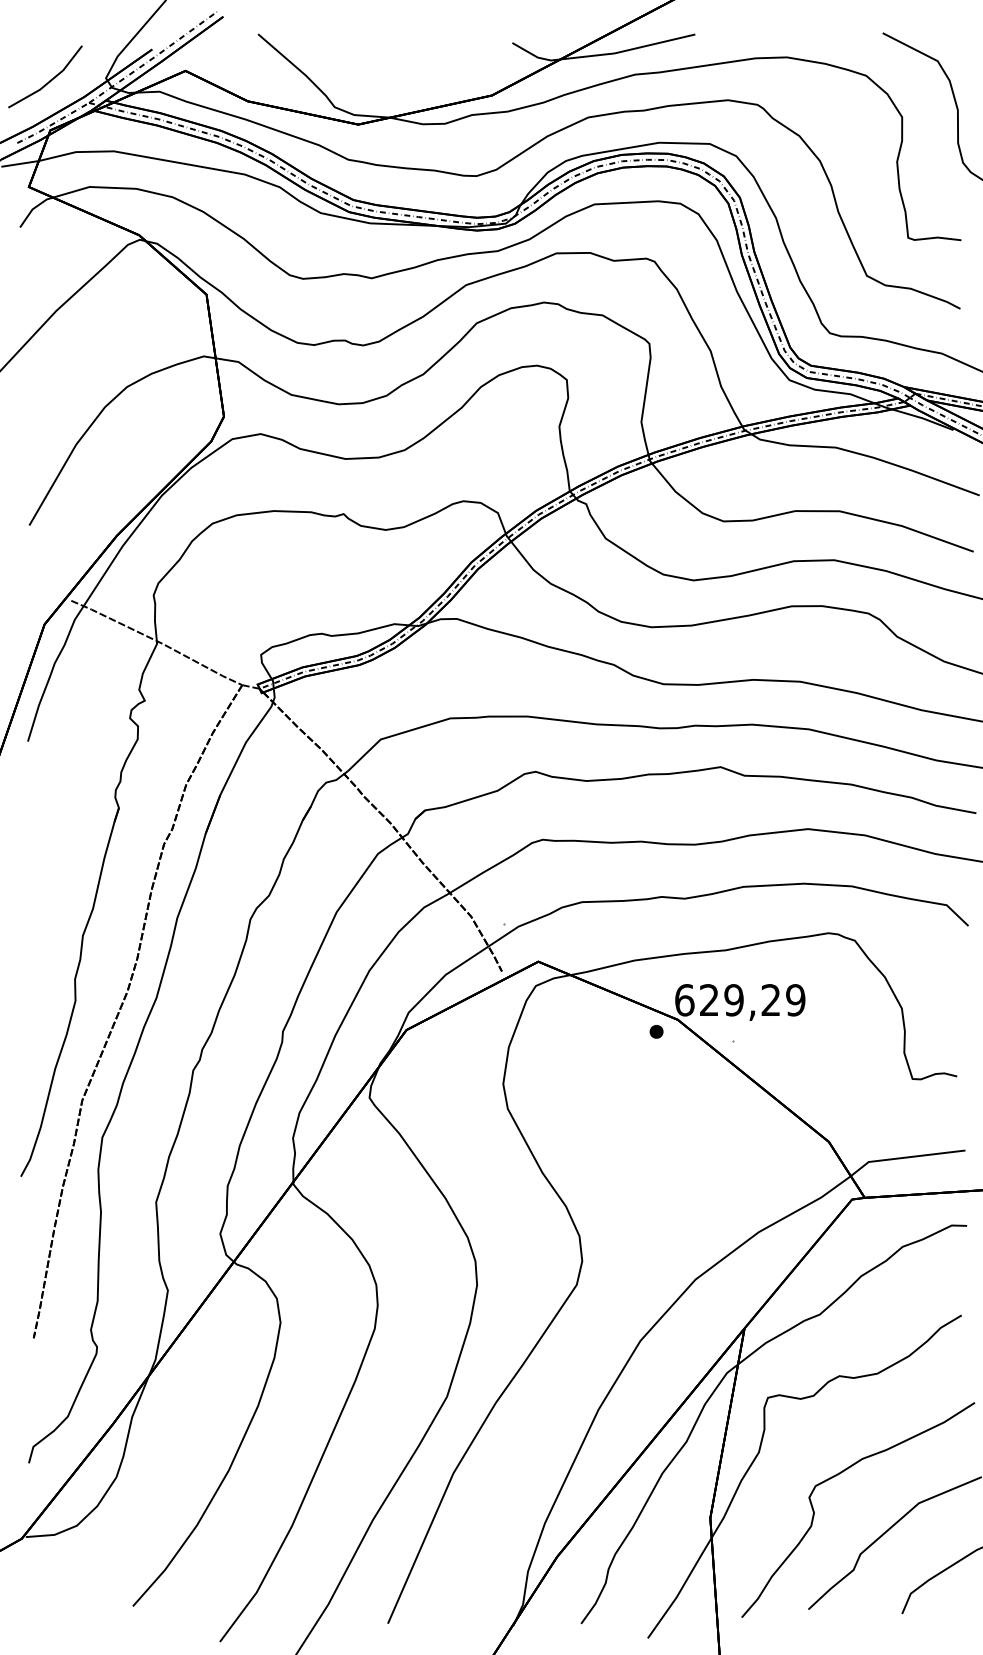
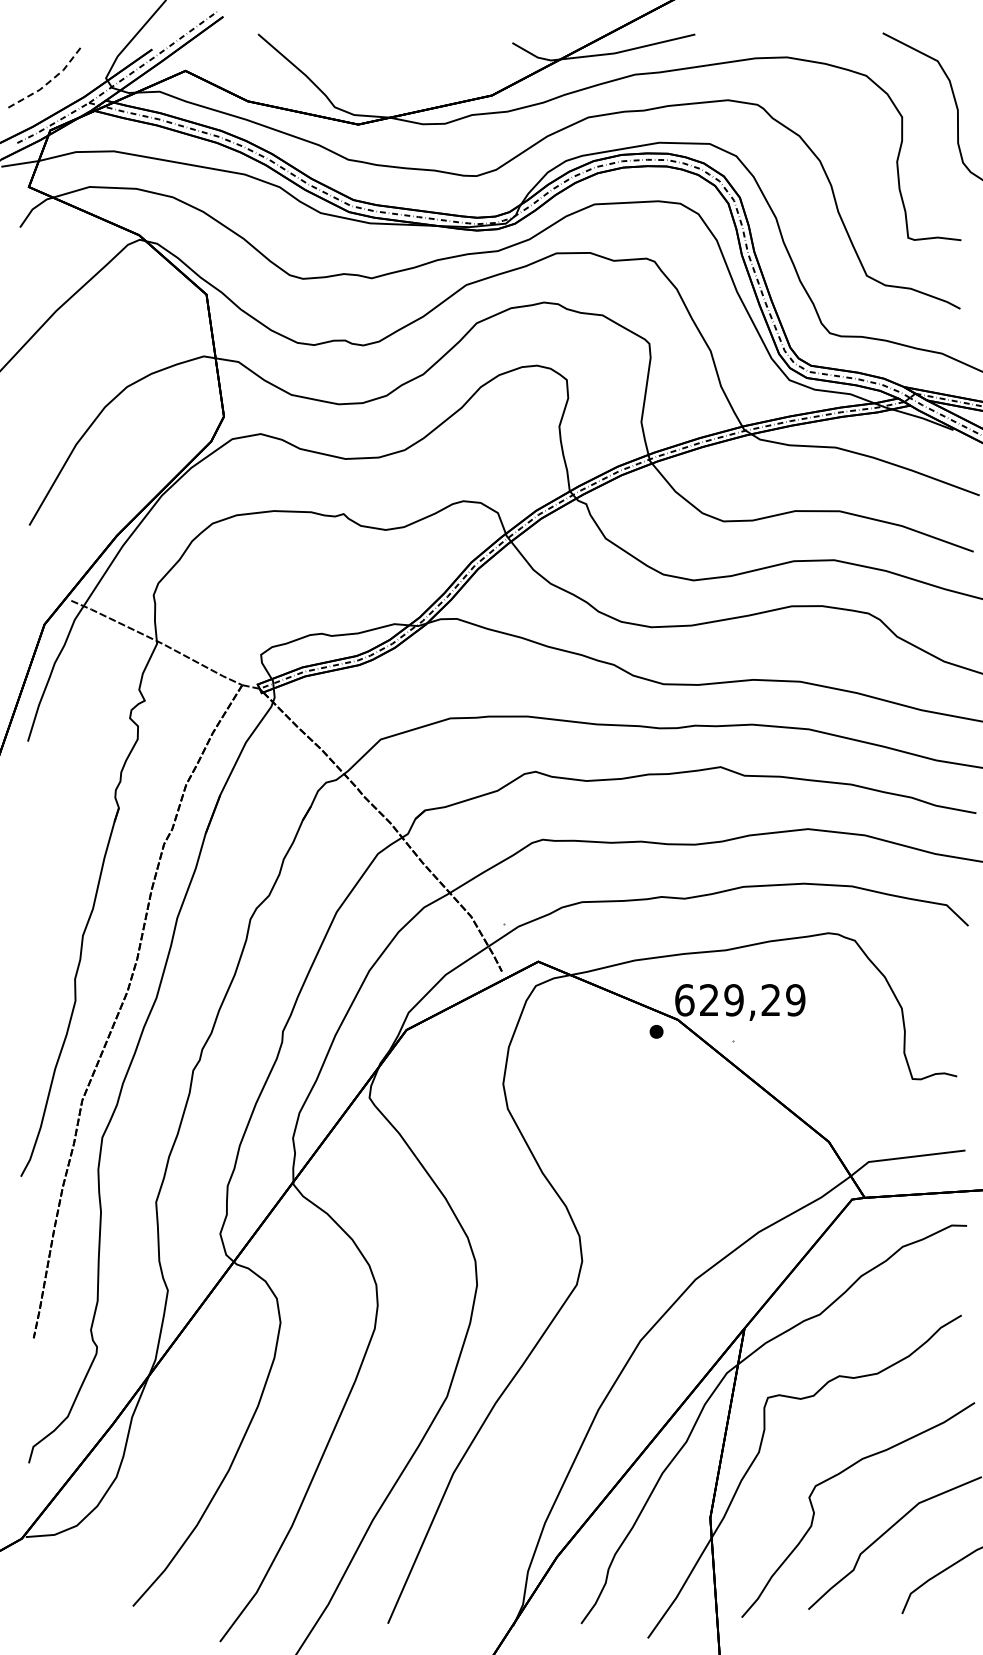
line: solid -> dashed (49, 81)
